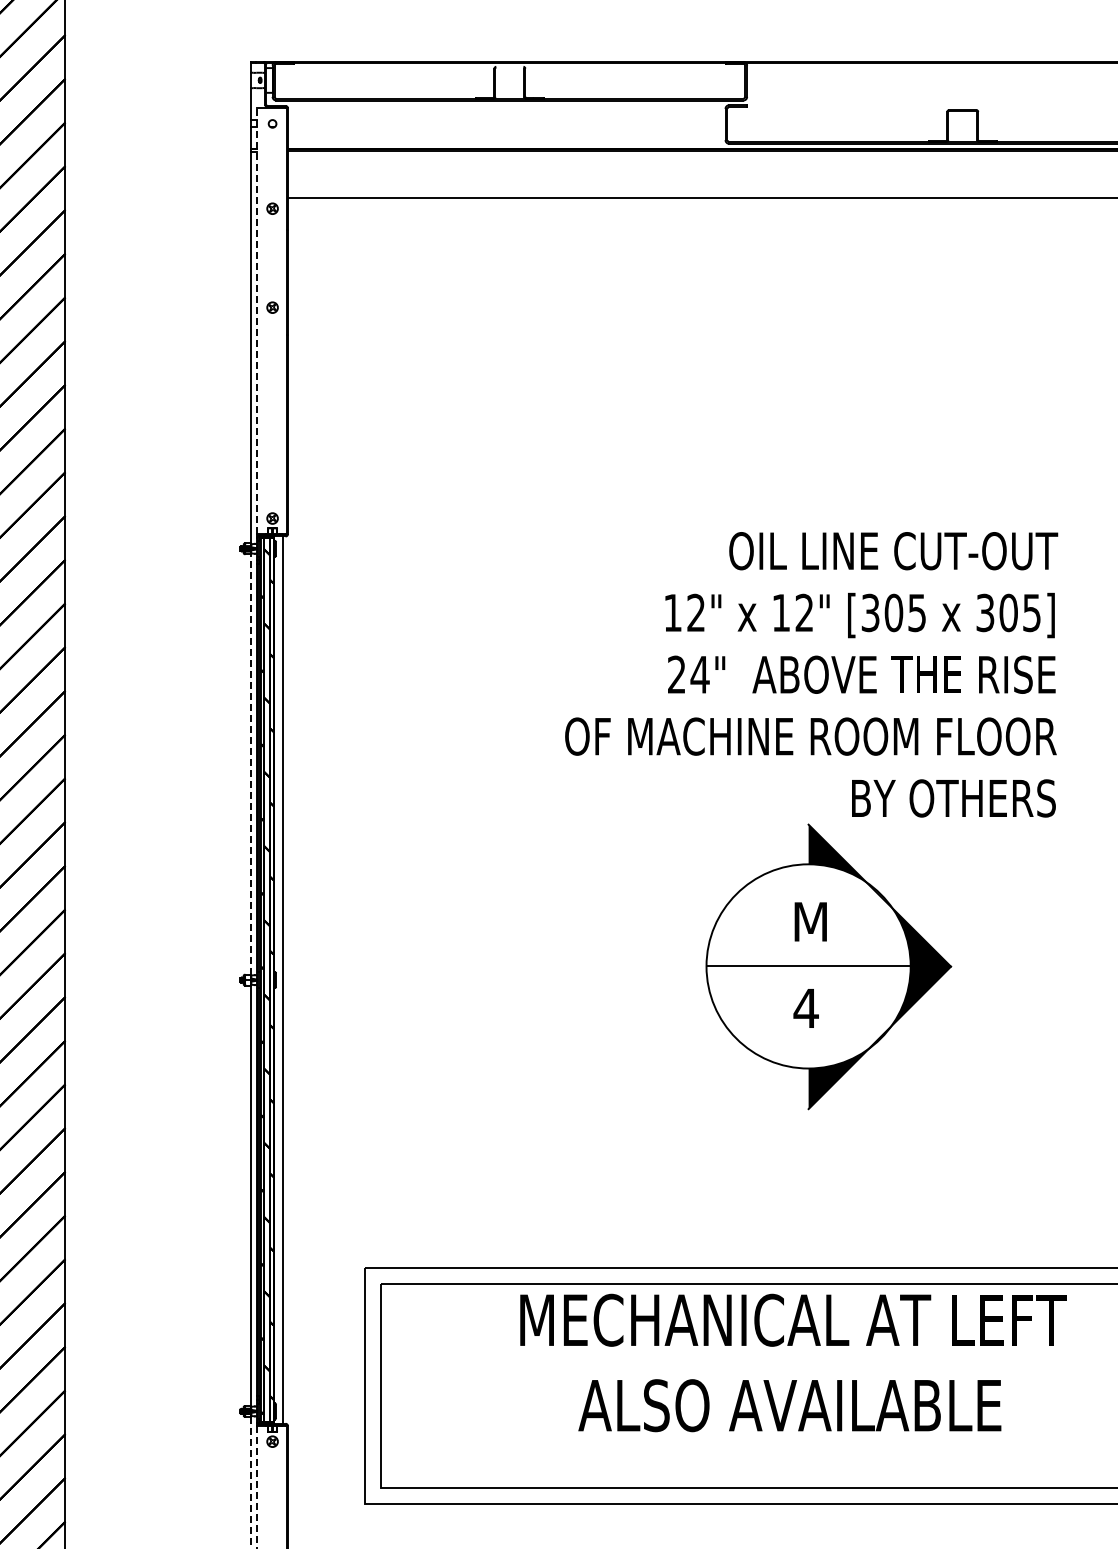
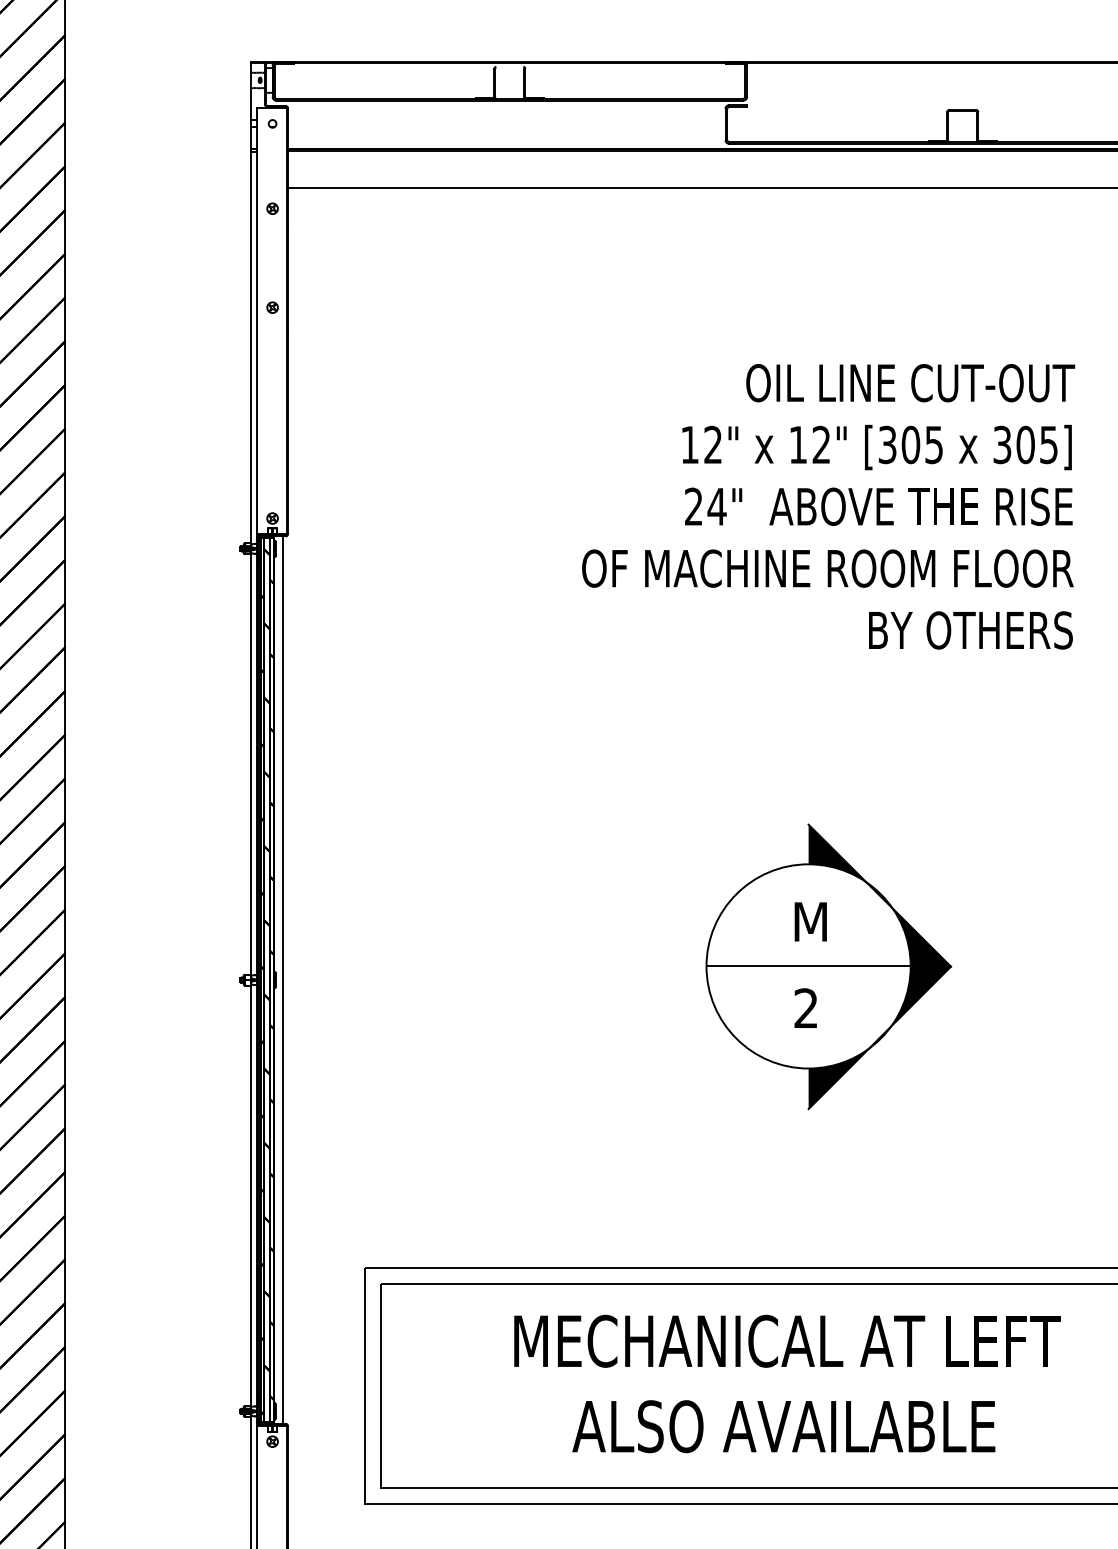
line position: (701, 198) -> (701, 188) (701, 188)
line: dashed -> solid (257, 321)
text position: (811, 674) -> (828, 506) (828, 506)
line: dashed -> solid (250, 763)
text: 4 -> 2 (805, 1007)
text position: (793, 1362) -> (787, 1383) (787, 1383)
line: dashed -> solid (250, 1482)
line: dashed -> solid (257, 1487)
